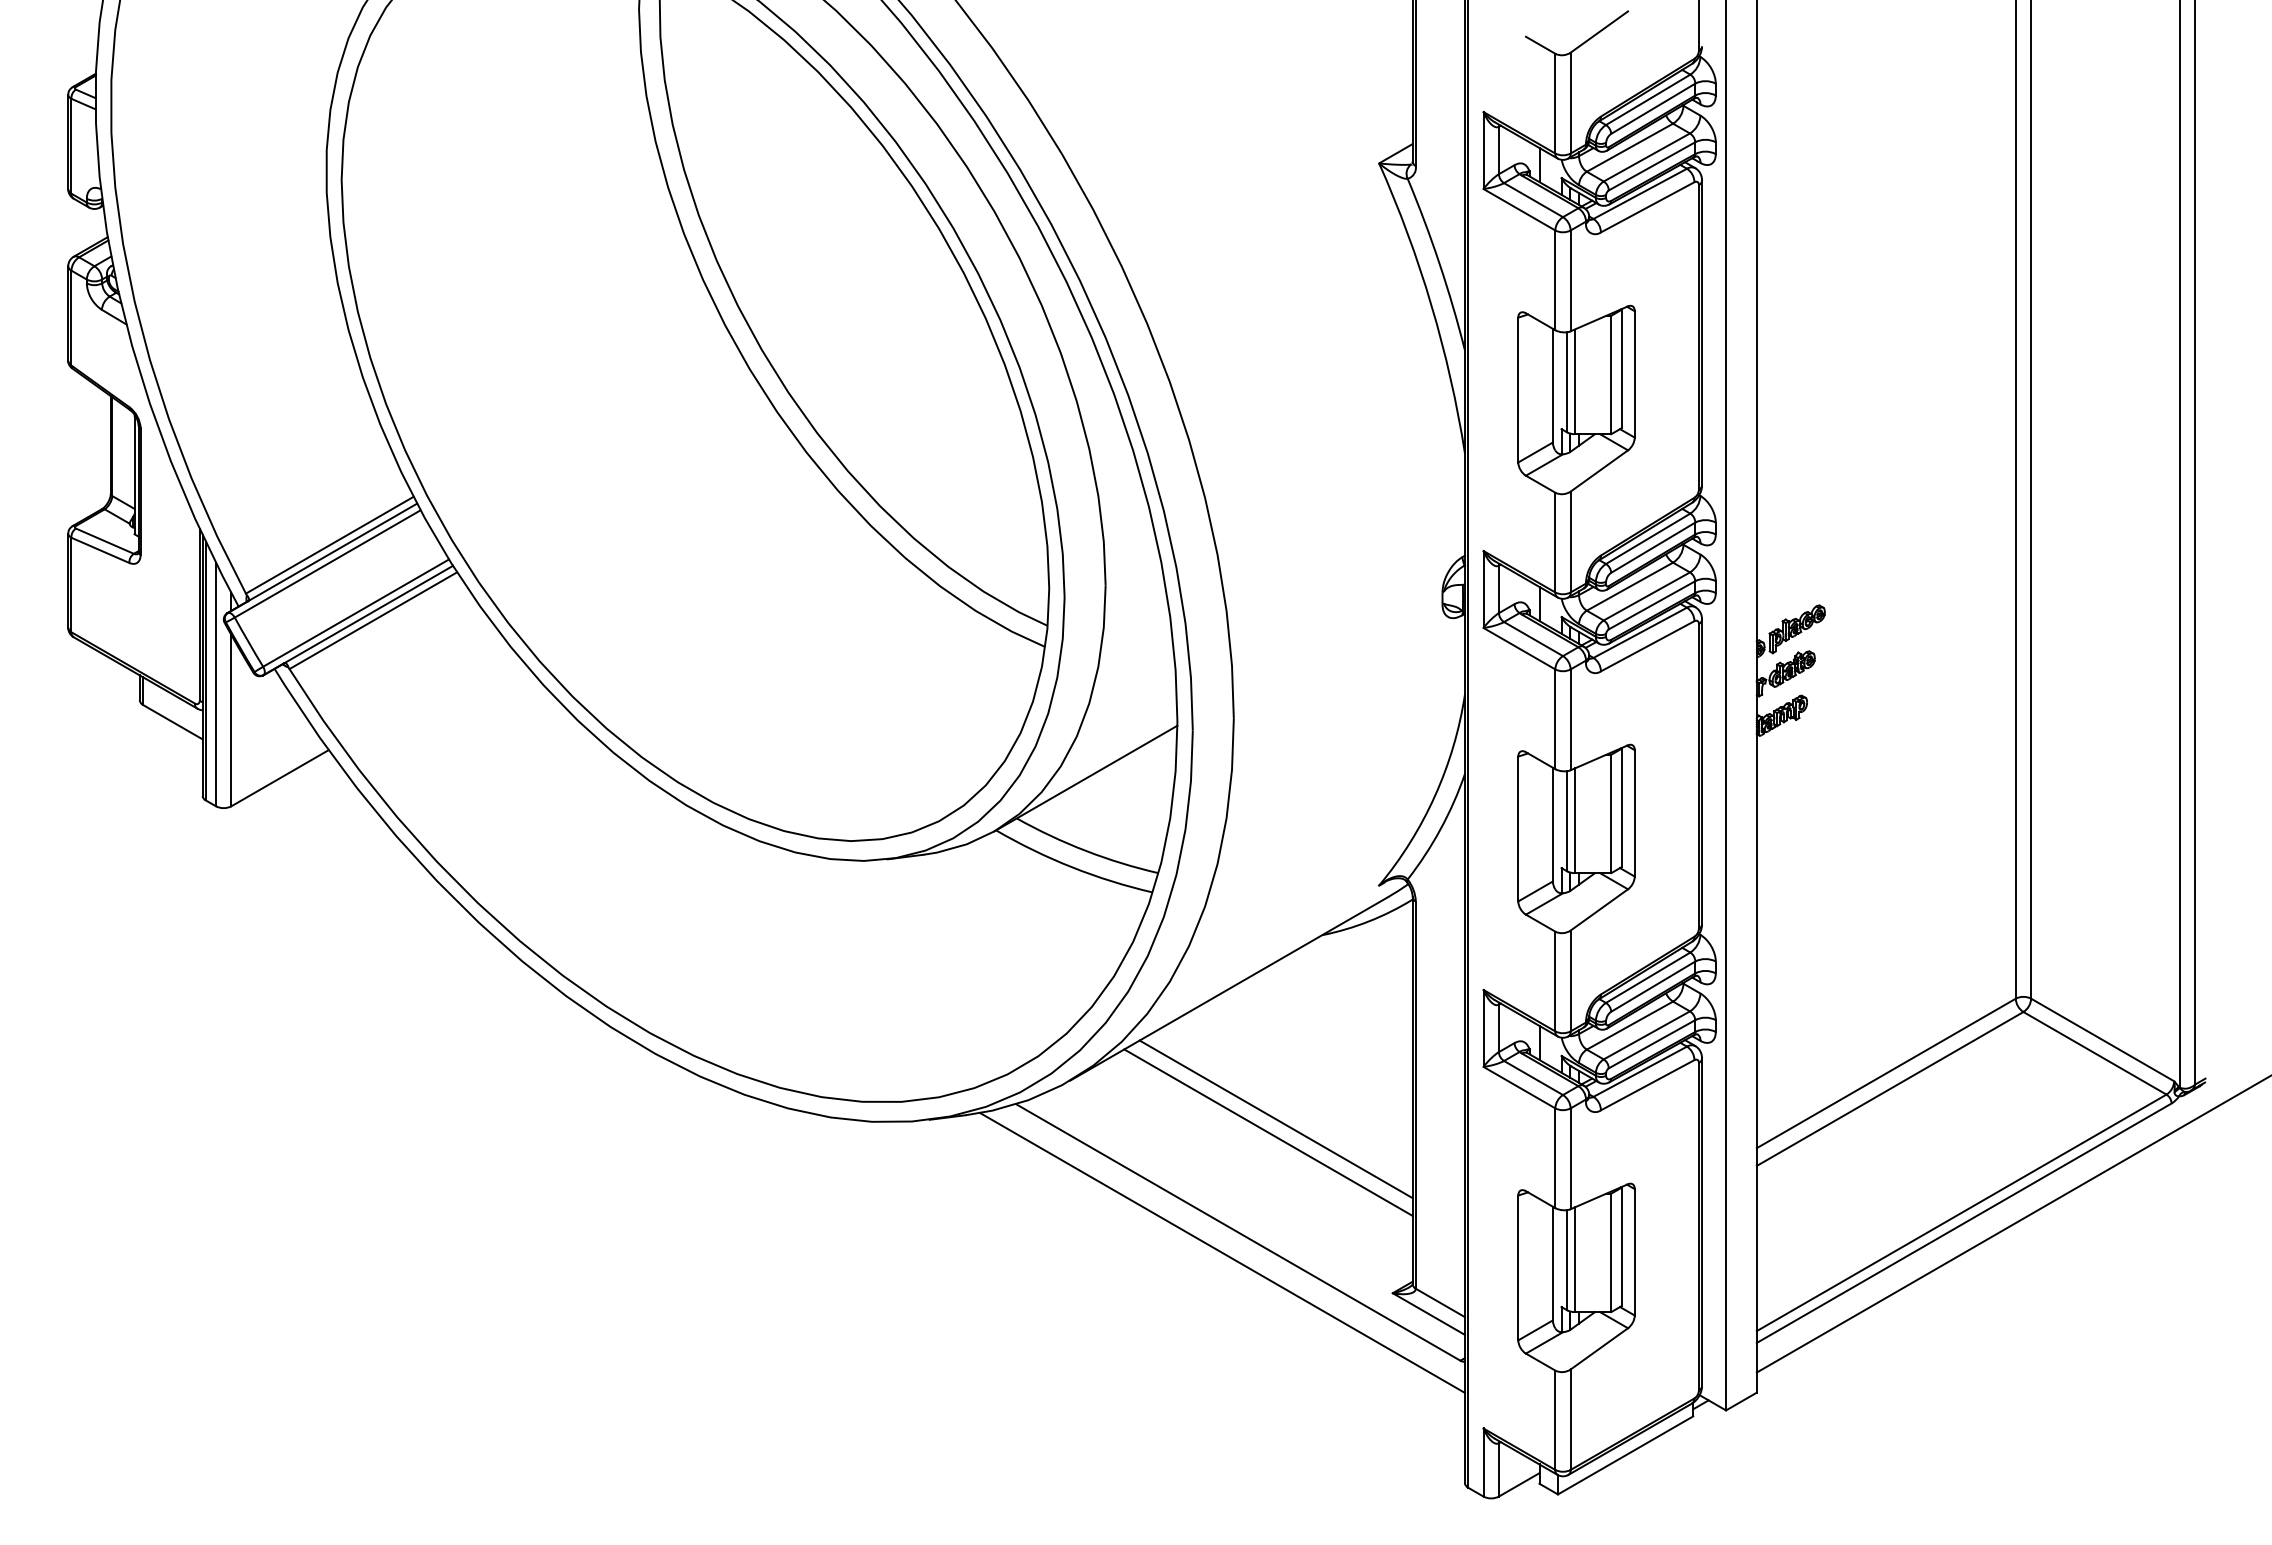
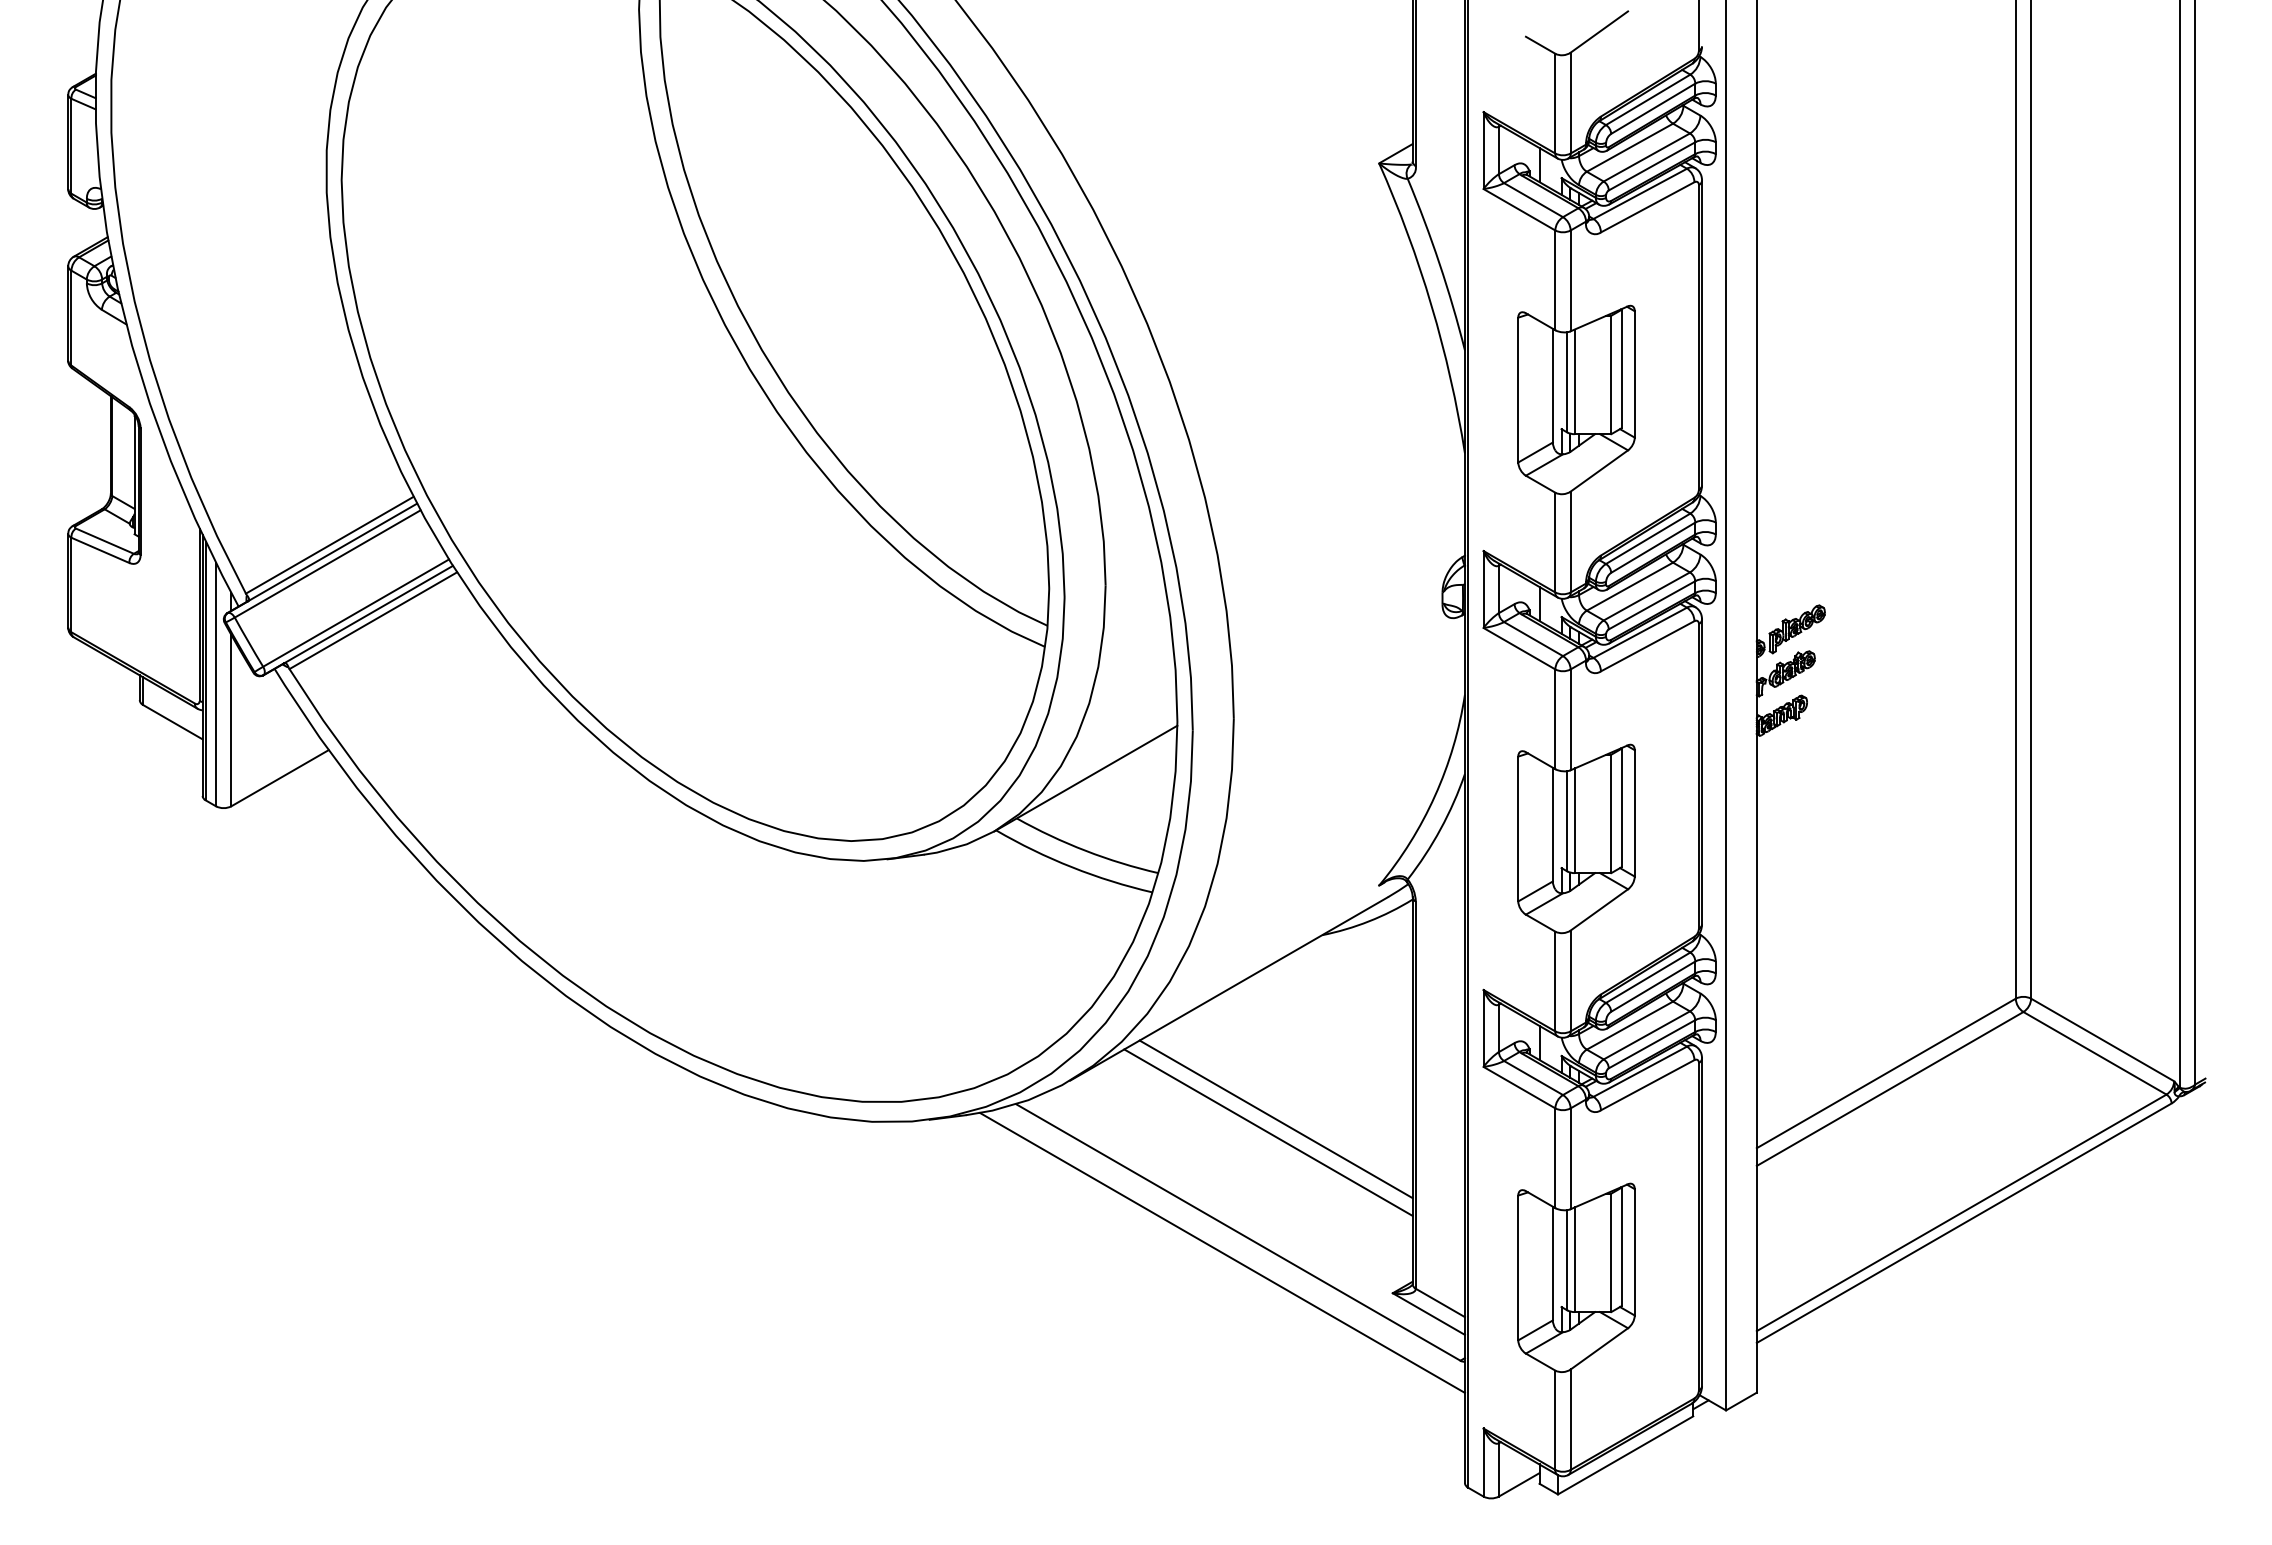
line: present -> none (2012, 1224)
